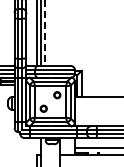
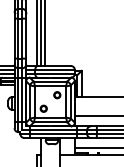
line: dashed -> solid (45, 33)
line: none -> present (97, 116)
